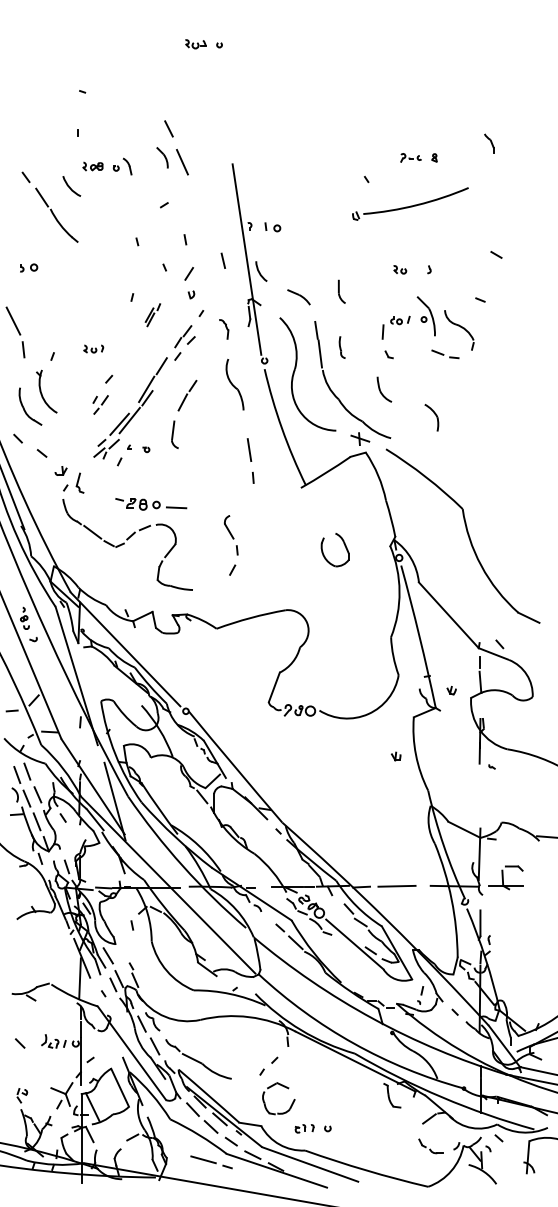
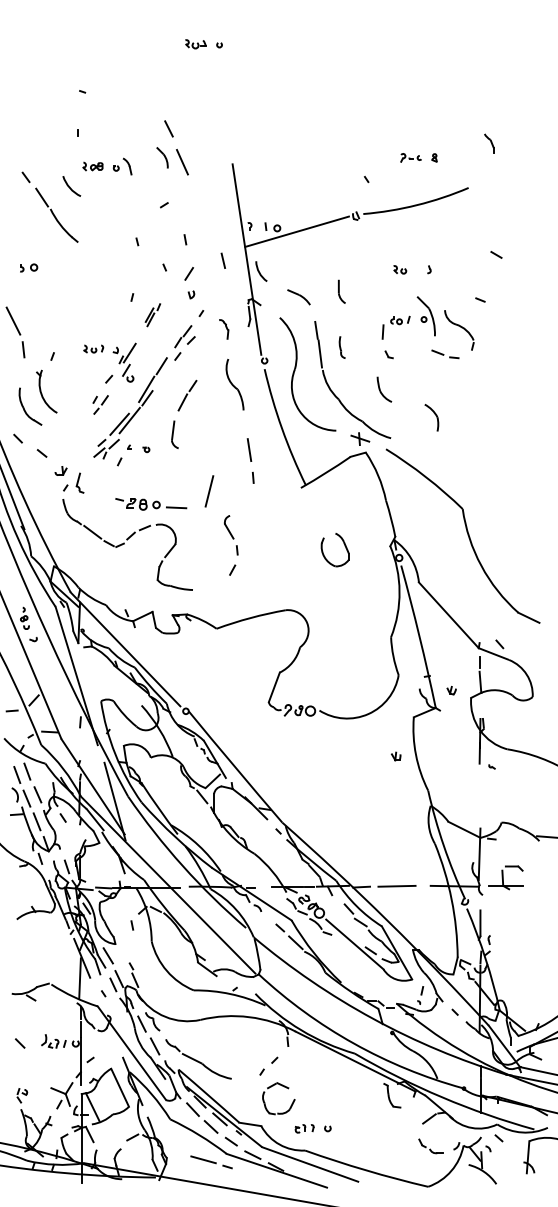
line: none -> present (296, 231)
part: none -> present (124, 362)
line: none -> present (209, 491)
